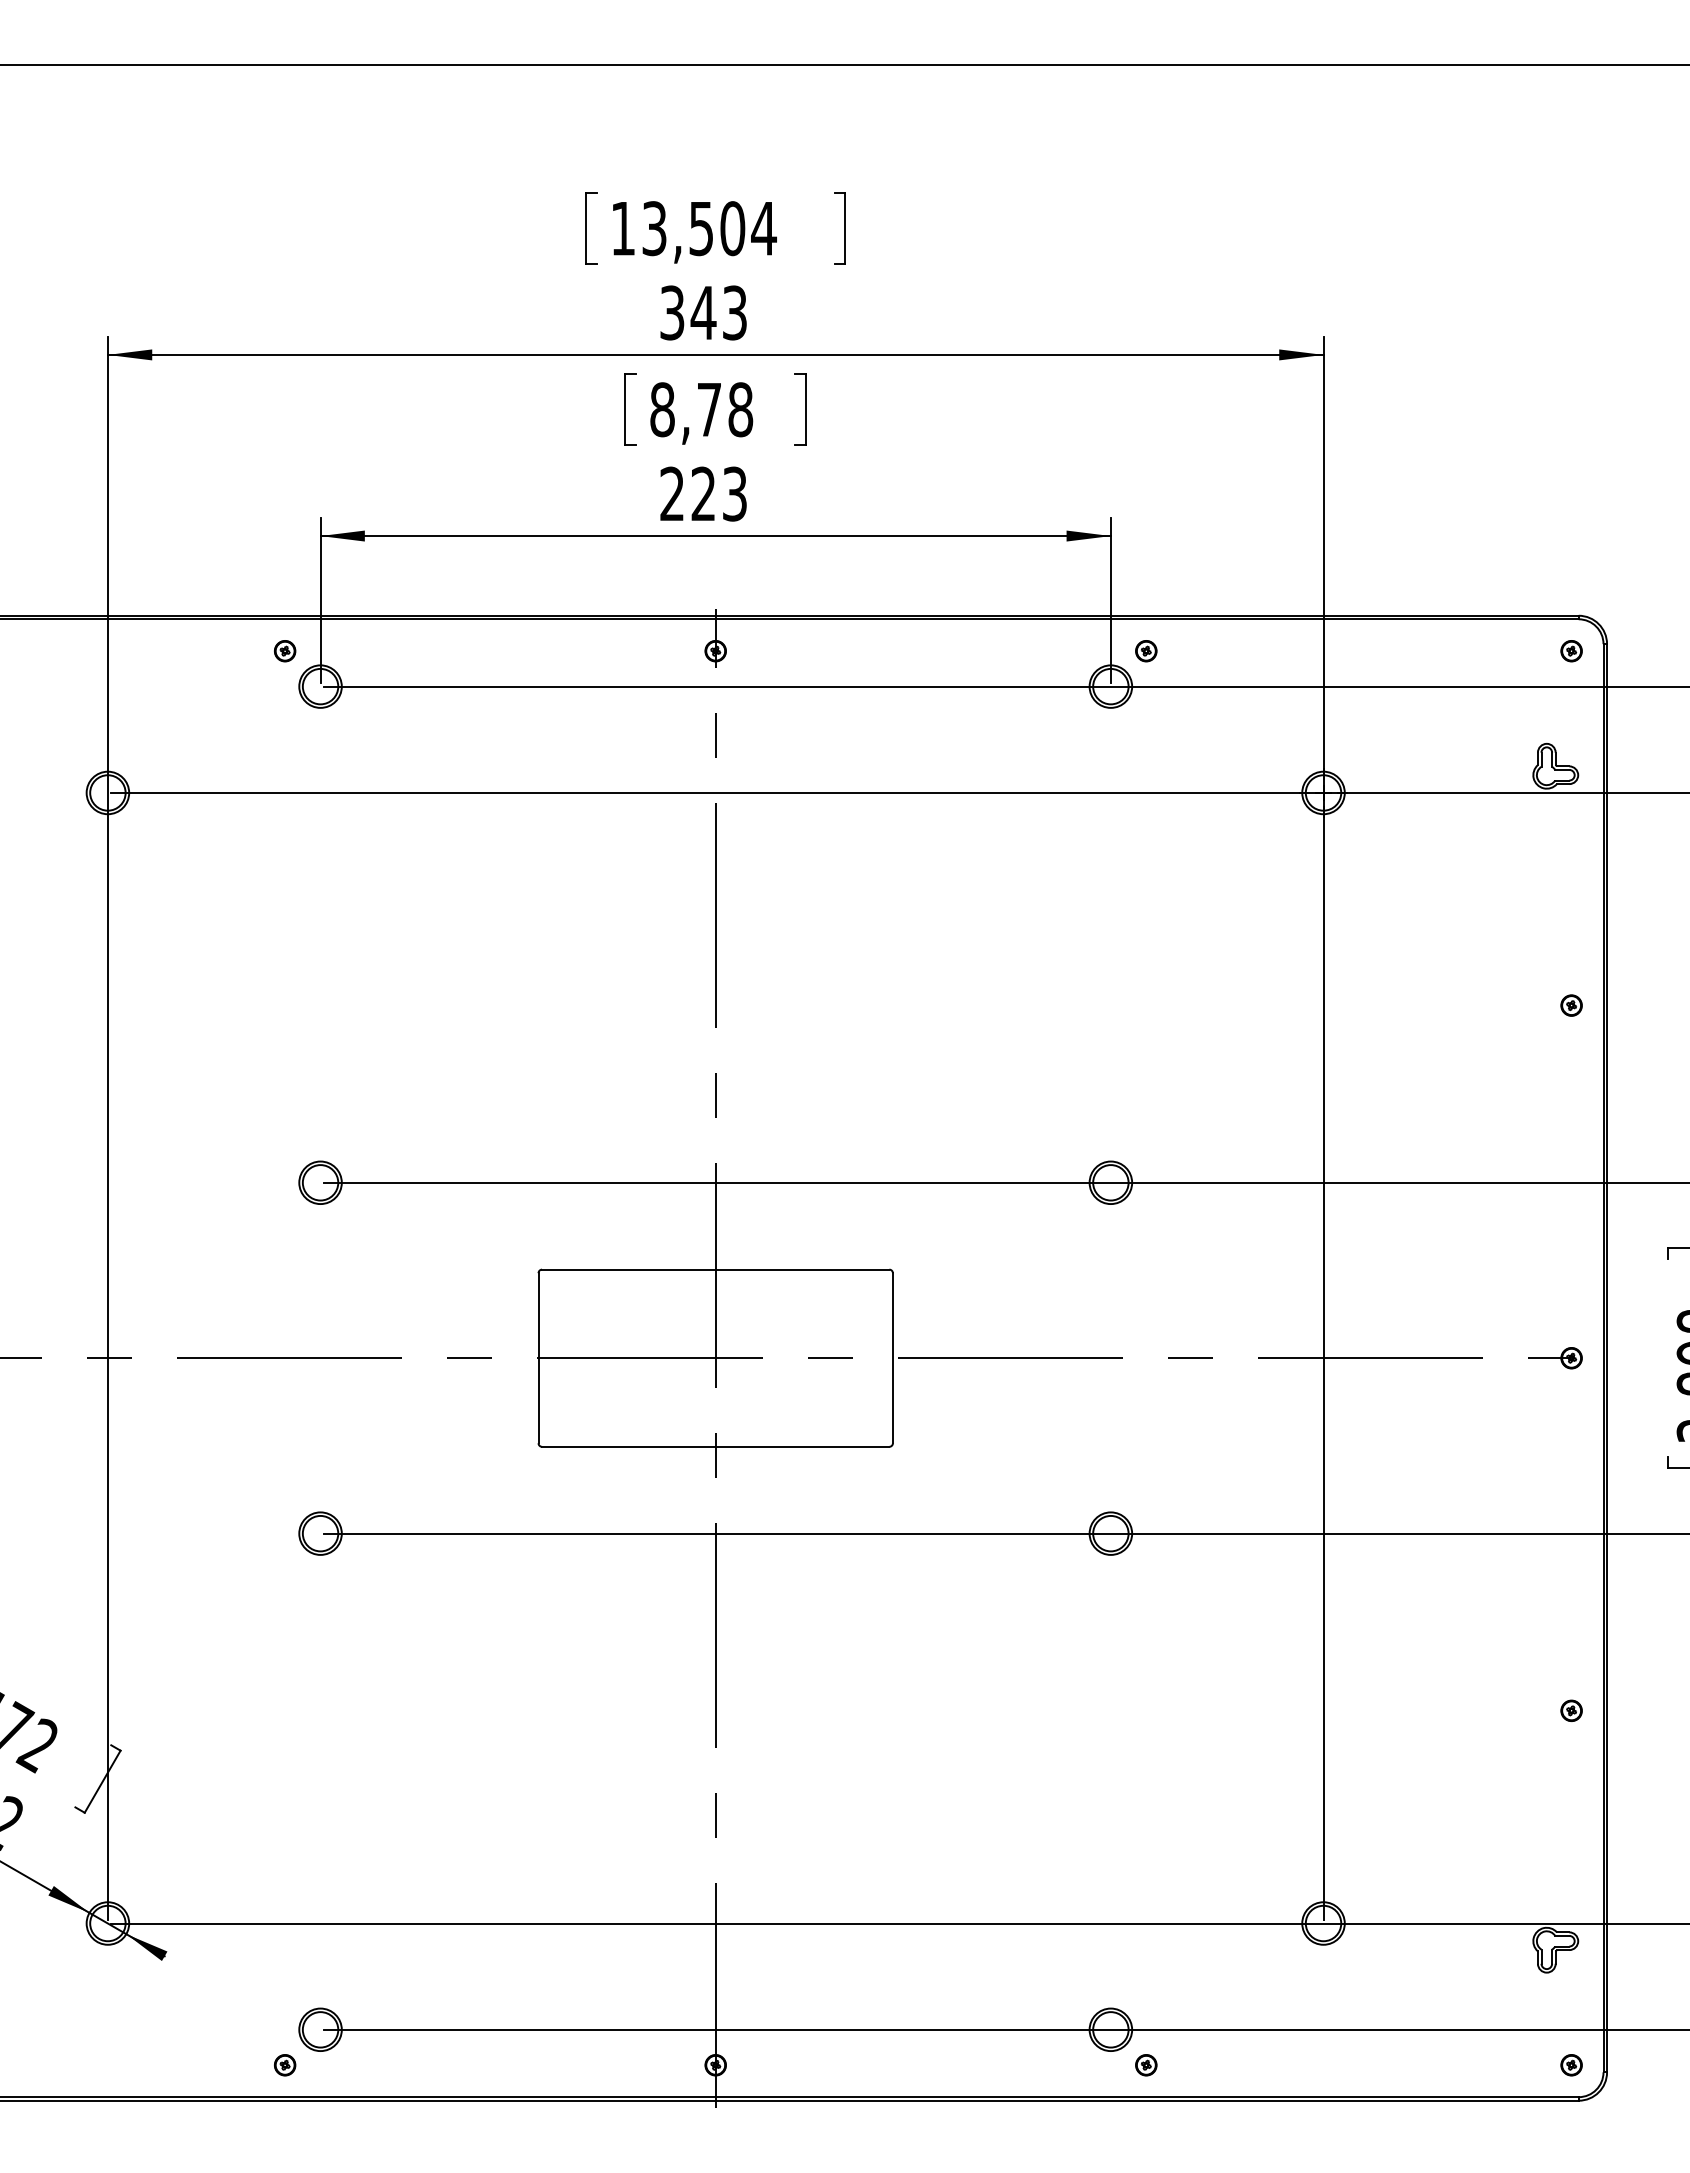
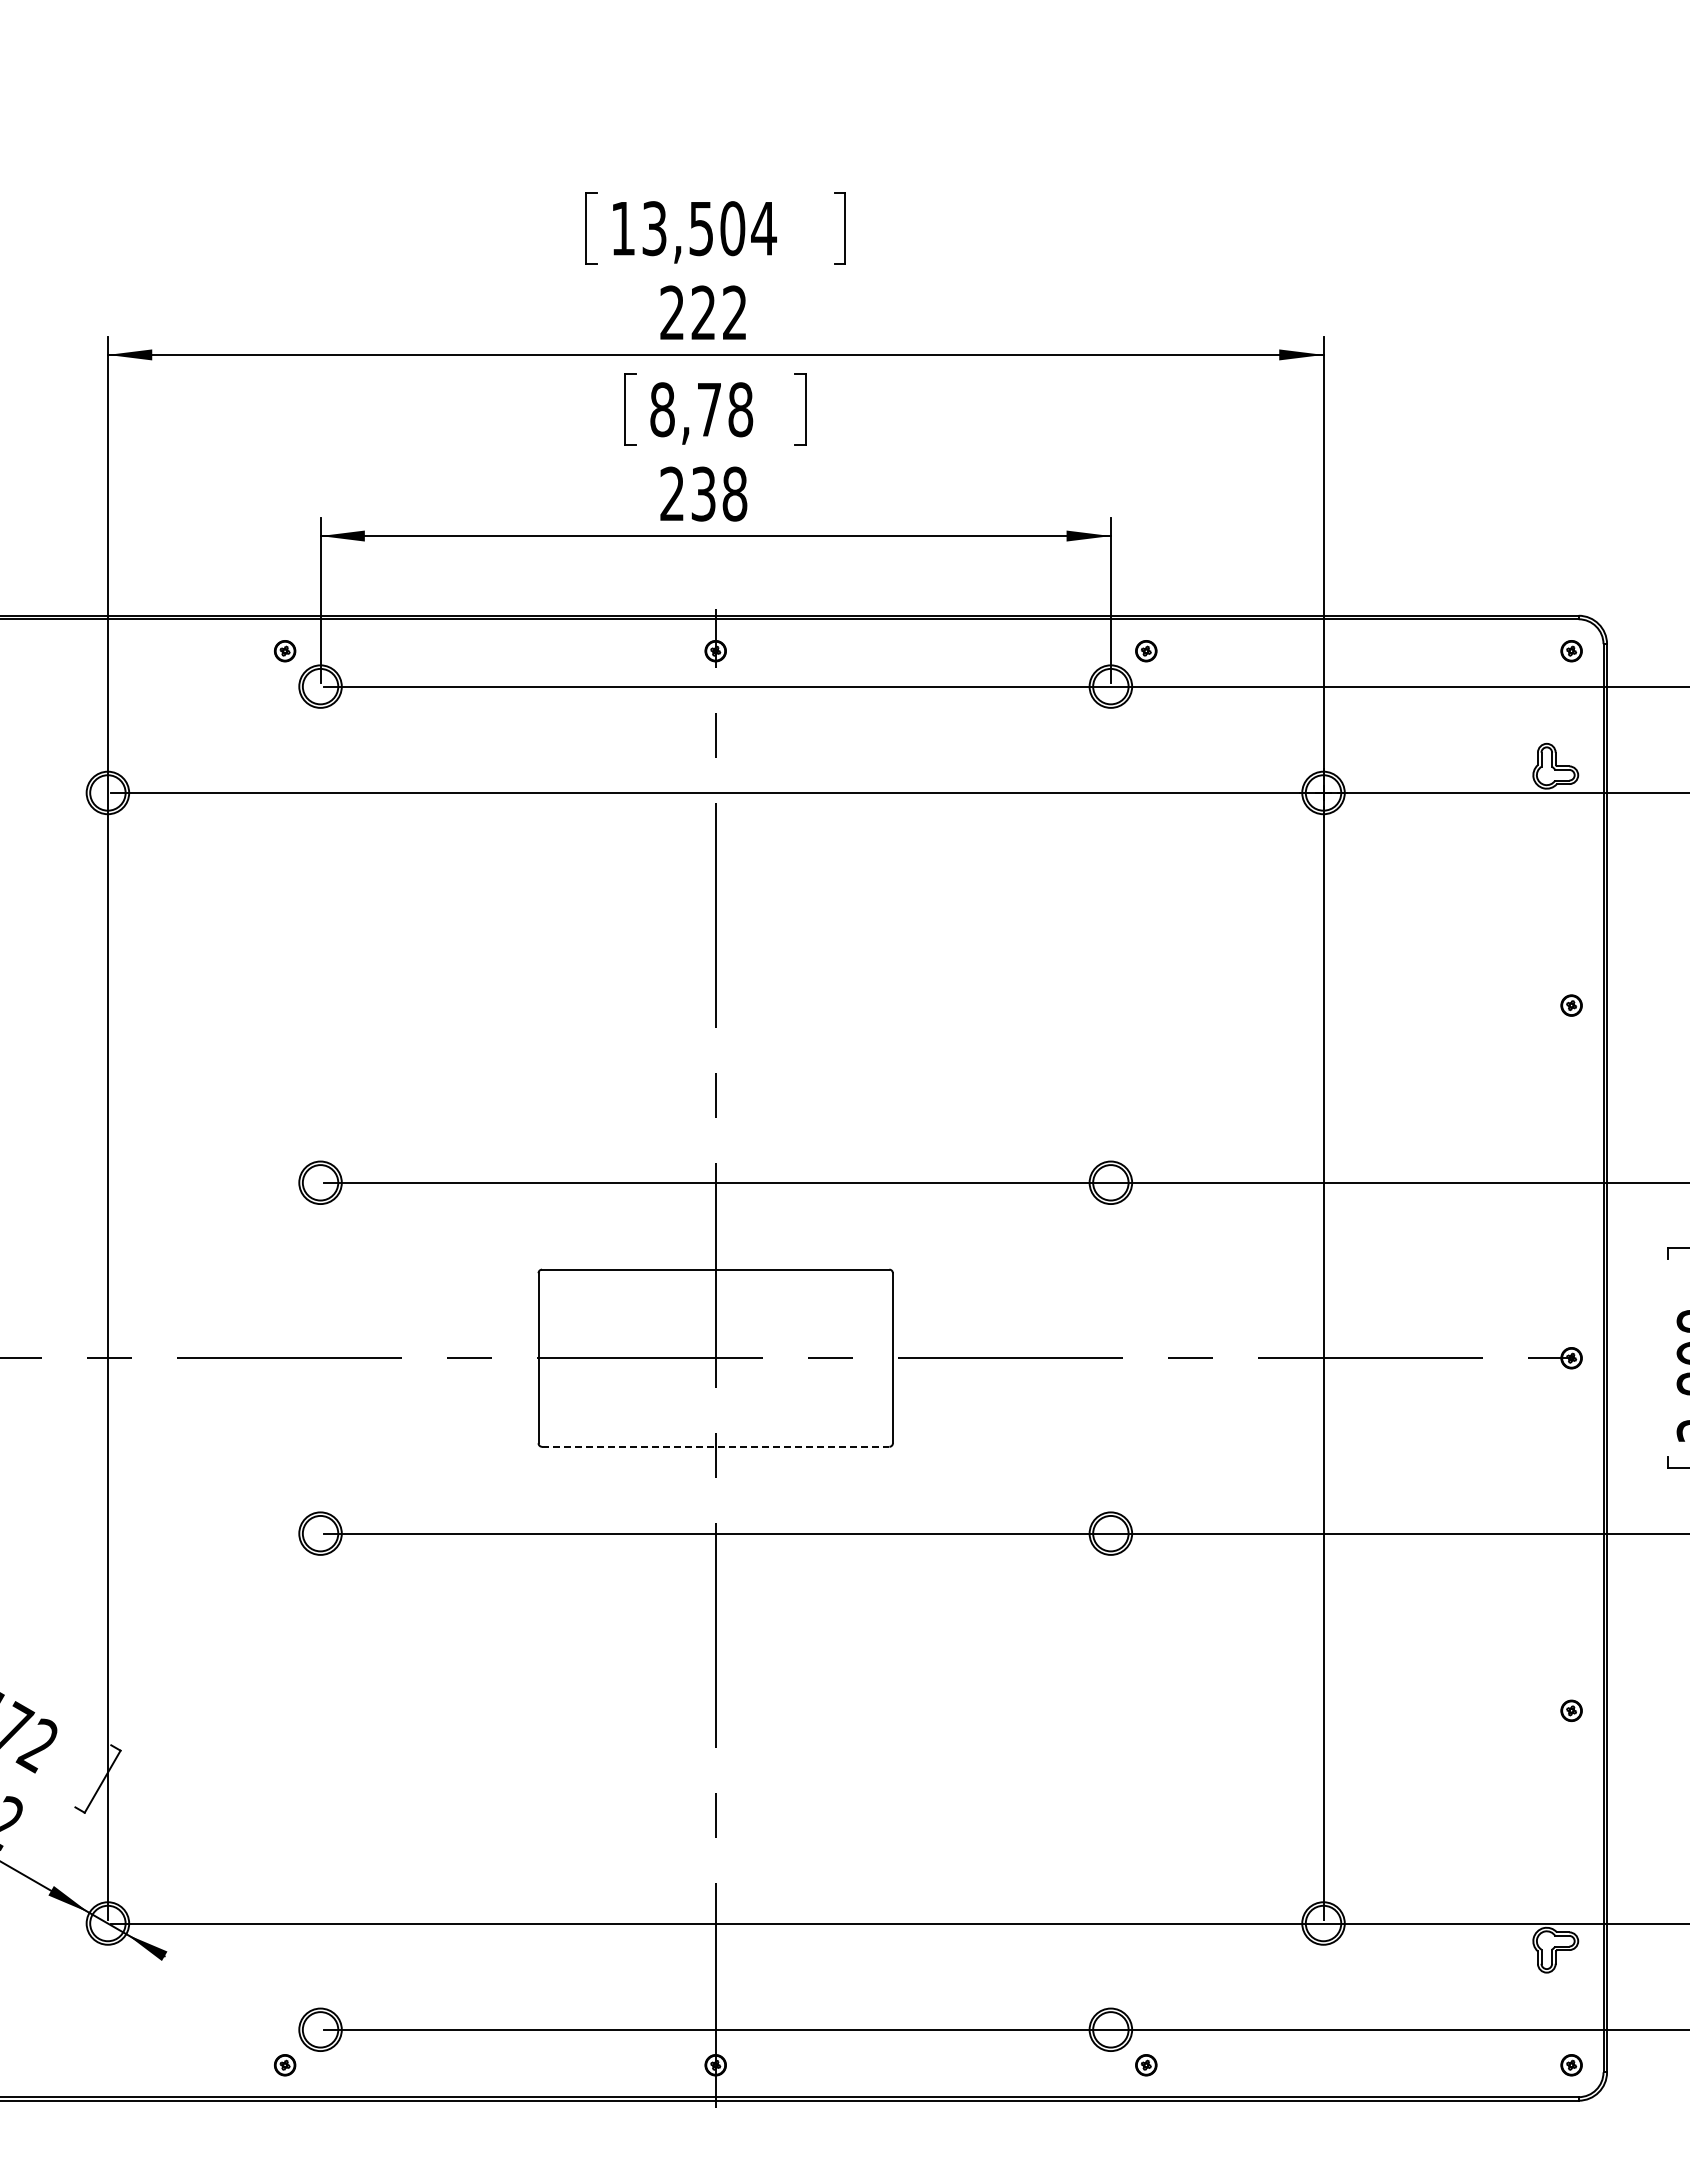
line: present -> none (844, 65)
text: 343 -> 222 (703, 312)
text: 223 -> 238 (719, 493)
line: solid -> dashed (715, 1446)
